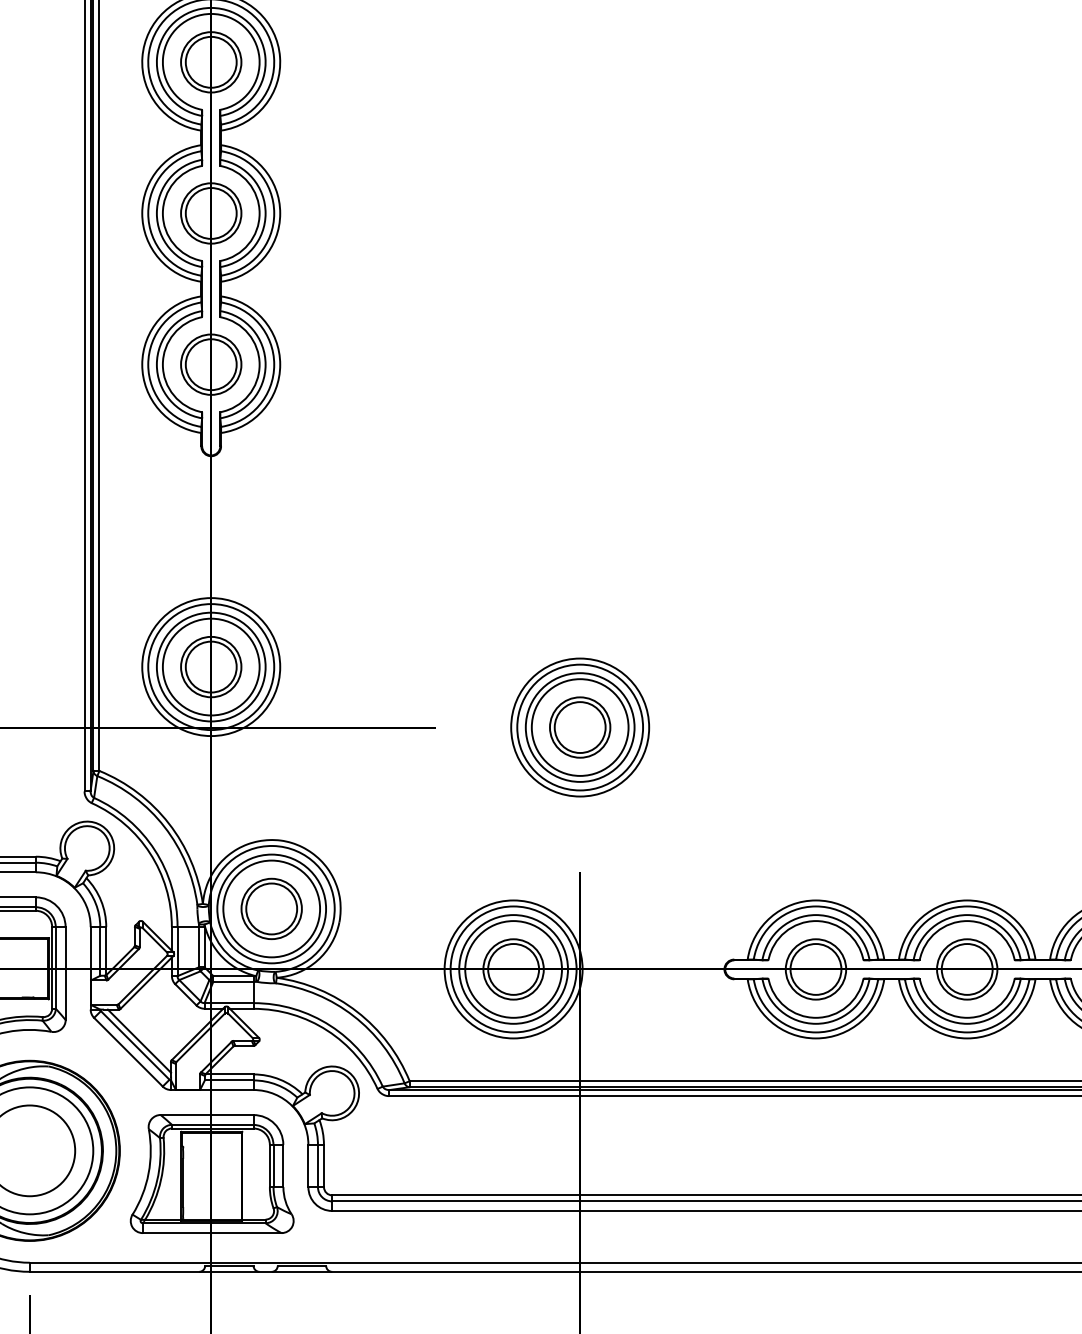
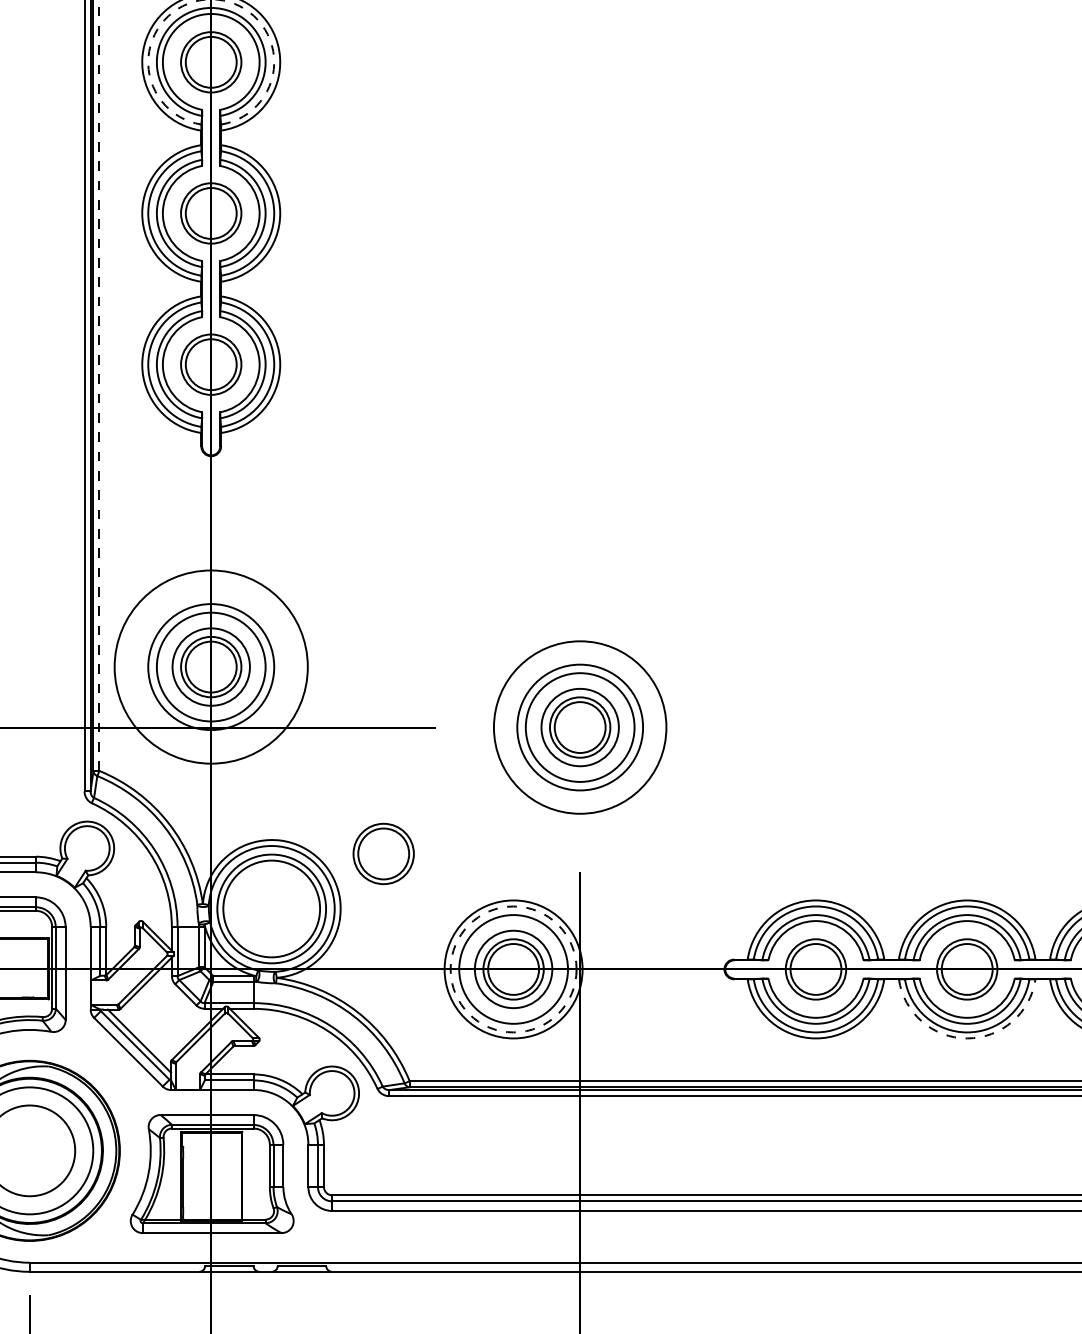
arc: solid -> dashed (203, 0)
line: solid -> dashed (99, 384)
circle diameter: 97 px -> 77 px (210, 666)
circle diameter: 138 px -> 193 px (210, 666)
circle diameter: 97 px -> 77 px (579, 727)
circle diameter: 138 px -> 172 px (579, 727)
part position: (271, 908) -> (383, 853) (383, 853)
circle diameter: 97 px -> 77 px (513, 969)
circle: solid -> dashed (513, 969)
arc: solid -> dashed (967, 1038)
